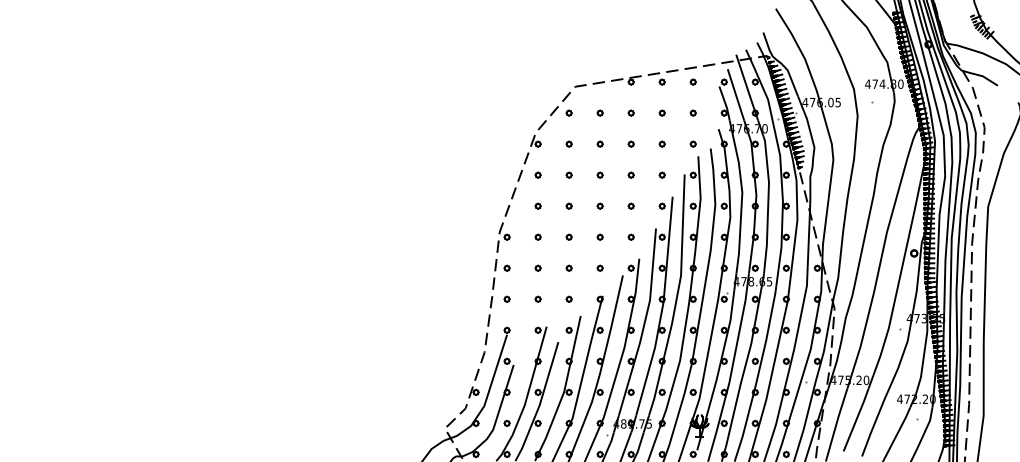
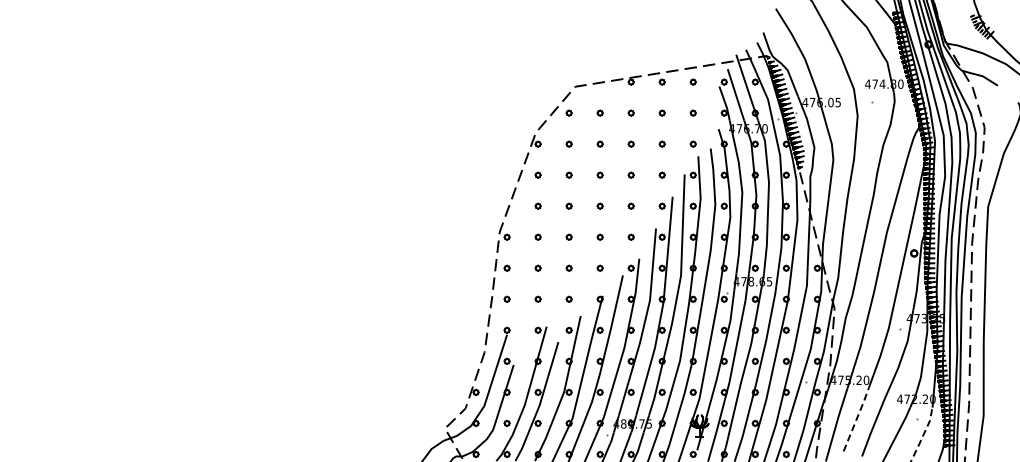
line: solid -> dashed (856, 419)
line: solid -> dashed (923, 434)
